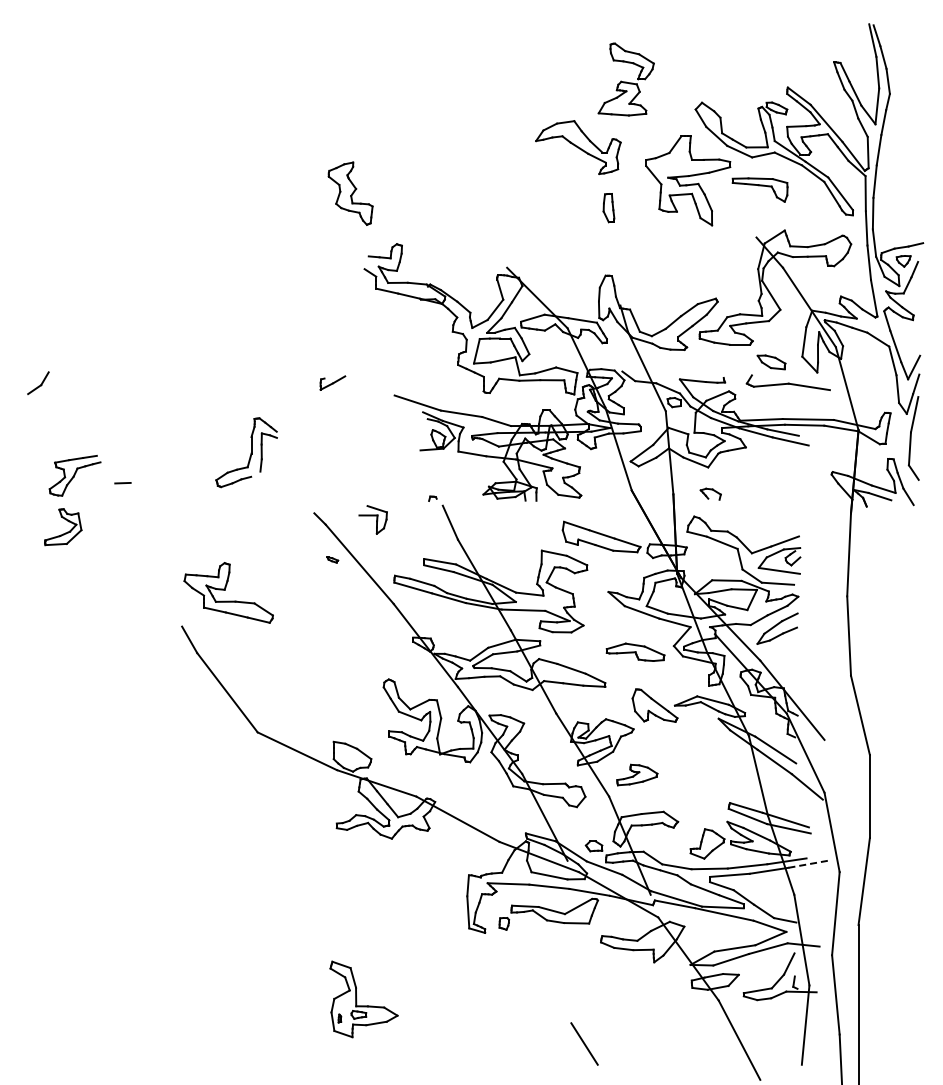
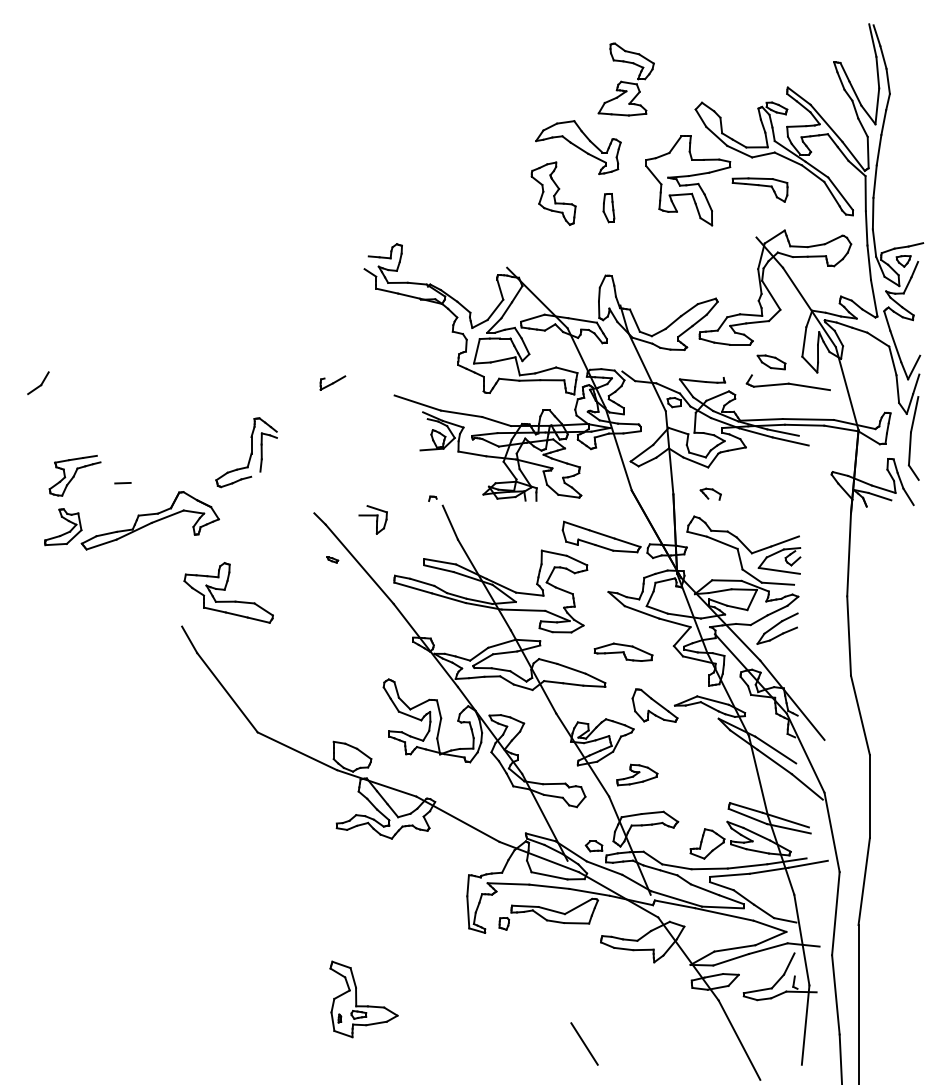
part position: (350, 193) -> (553, 193) (553, 193)
part: none -> present (149, 520)
part position: (635, 651) -> (623, 651) (623, 651)
line: dashed -> solid (808, 864)
